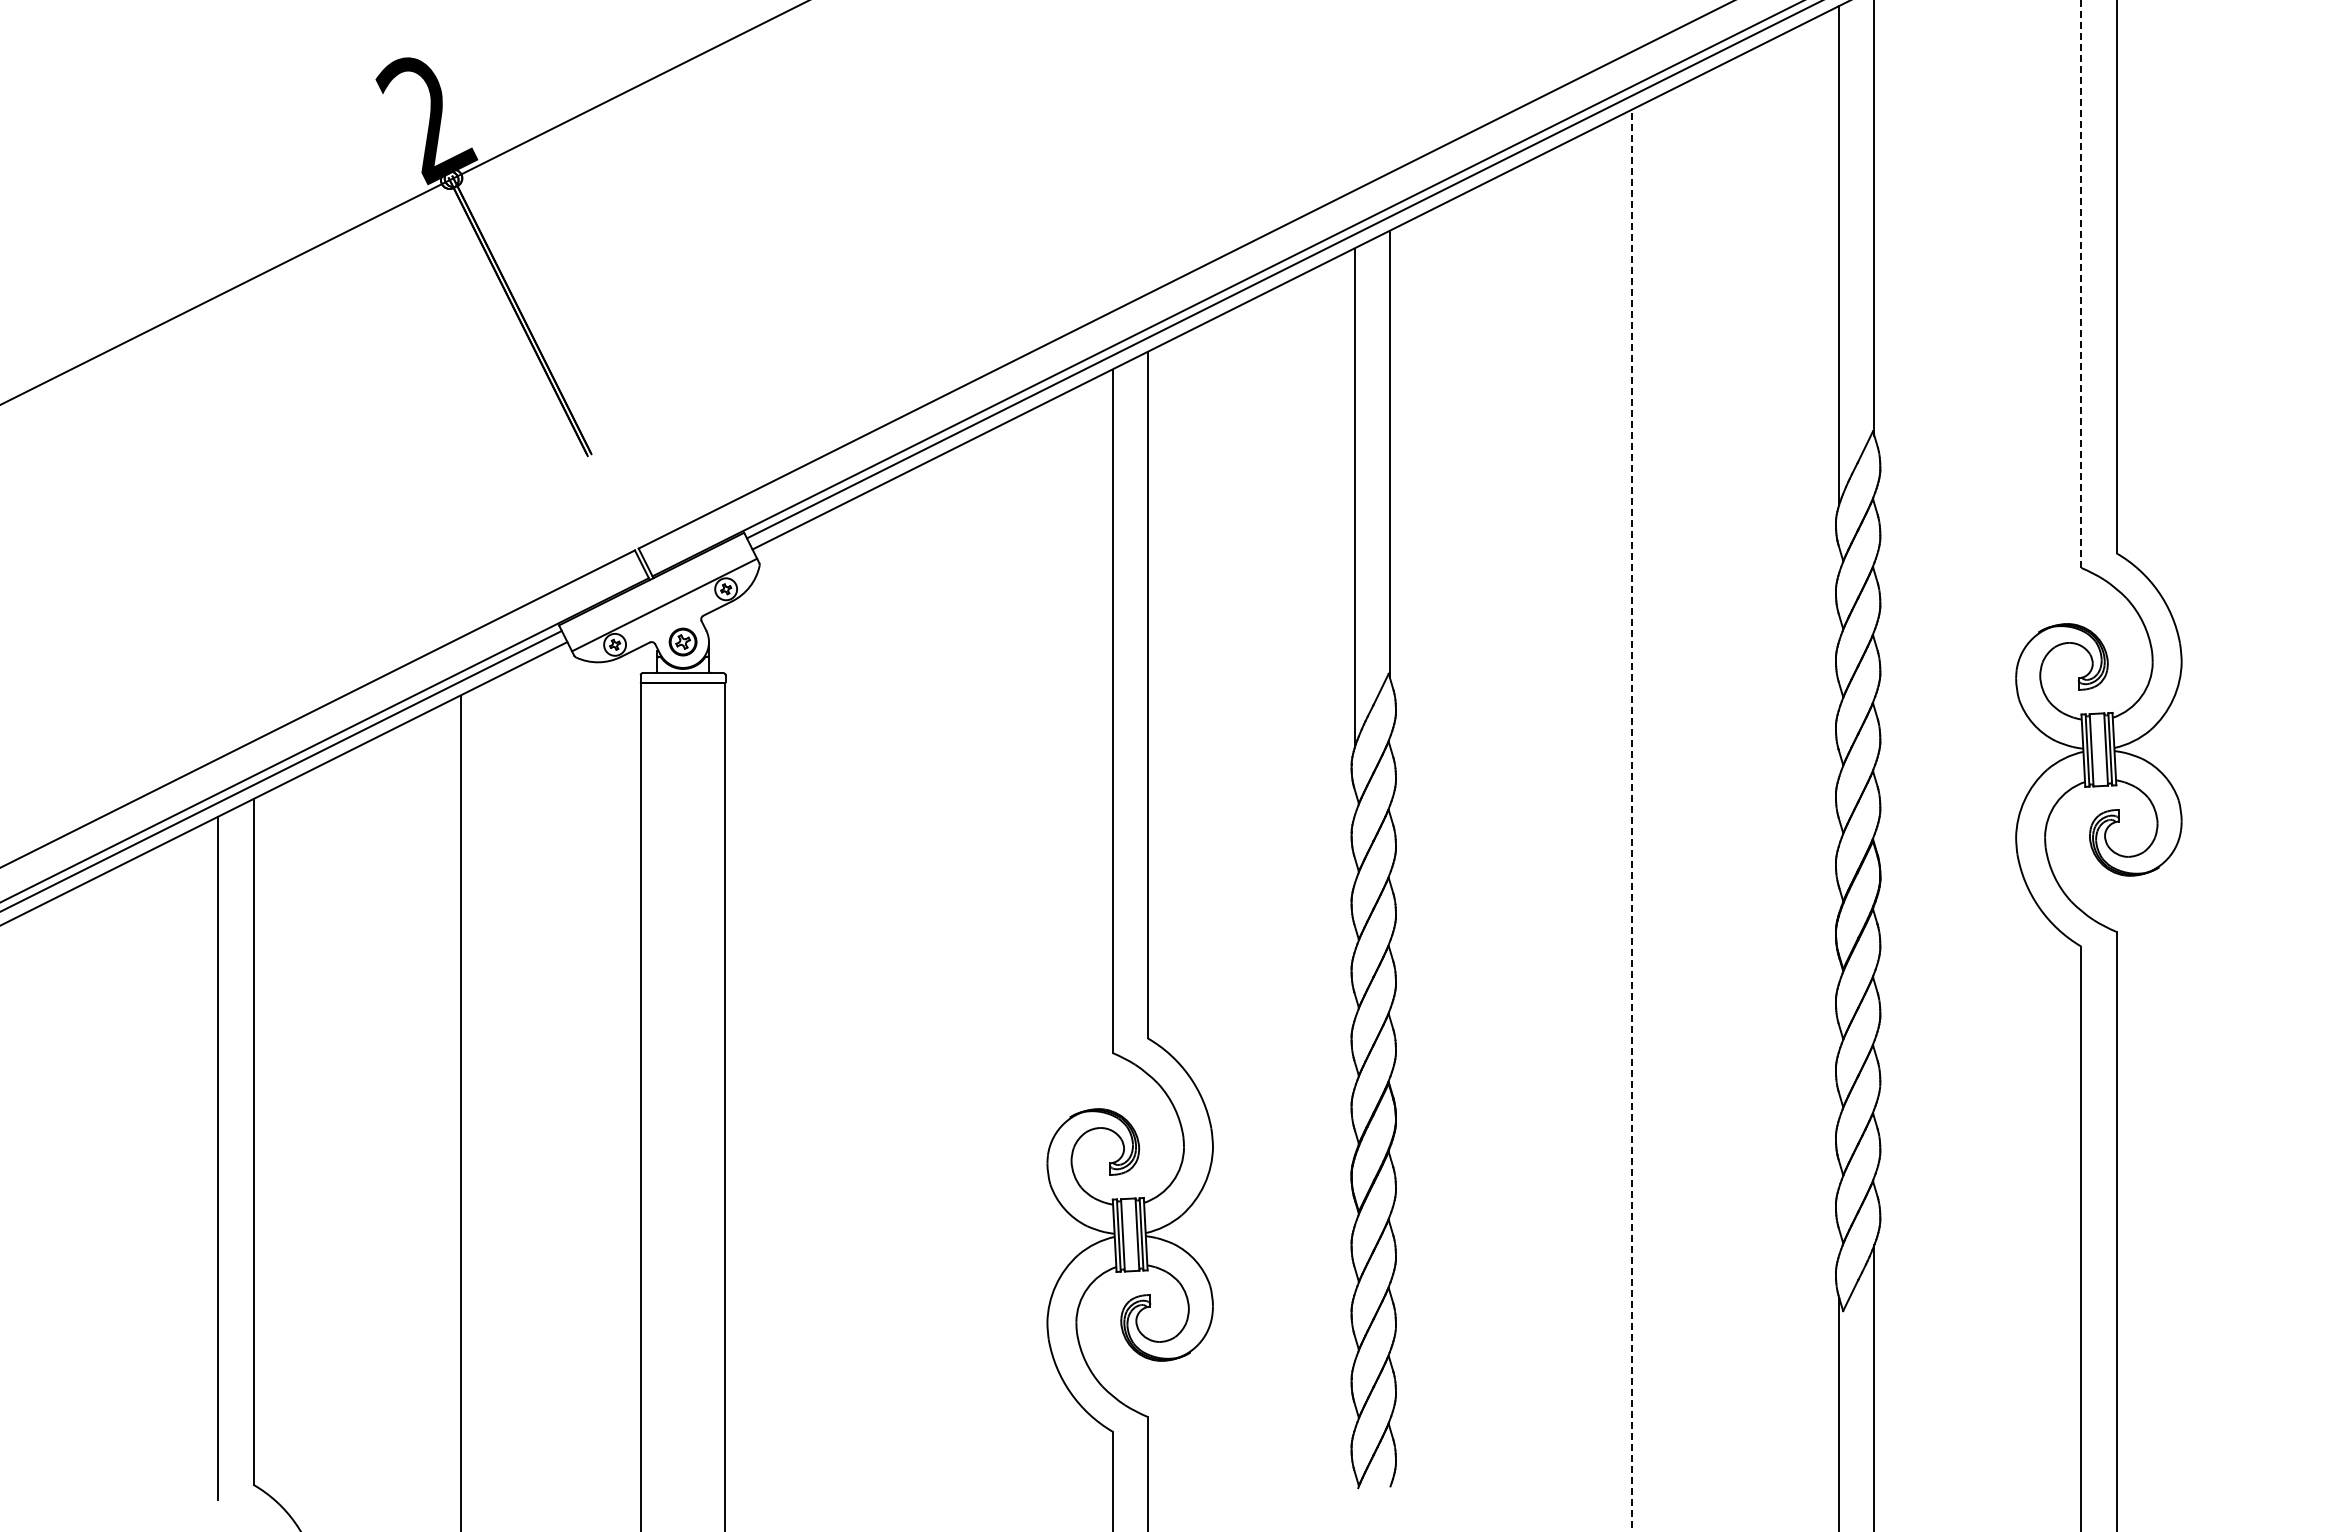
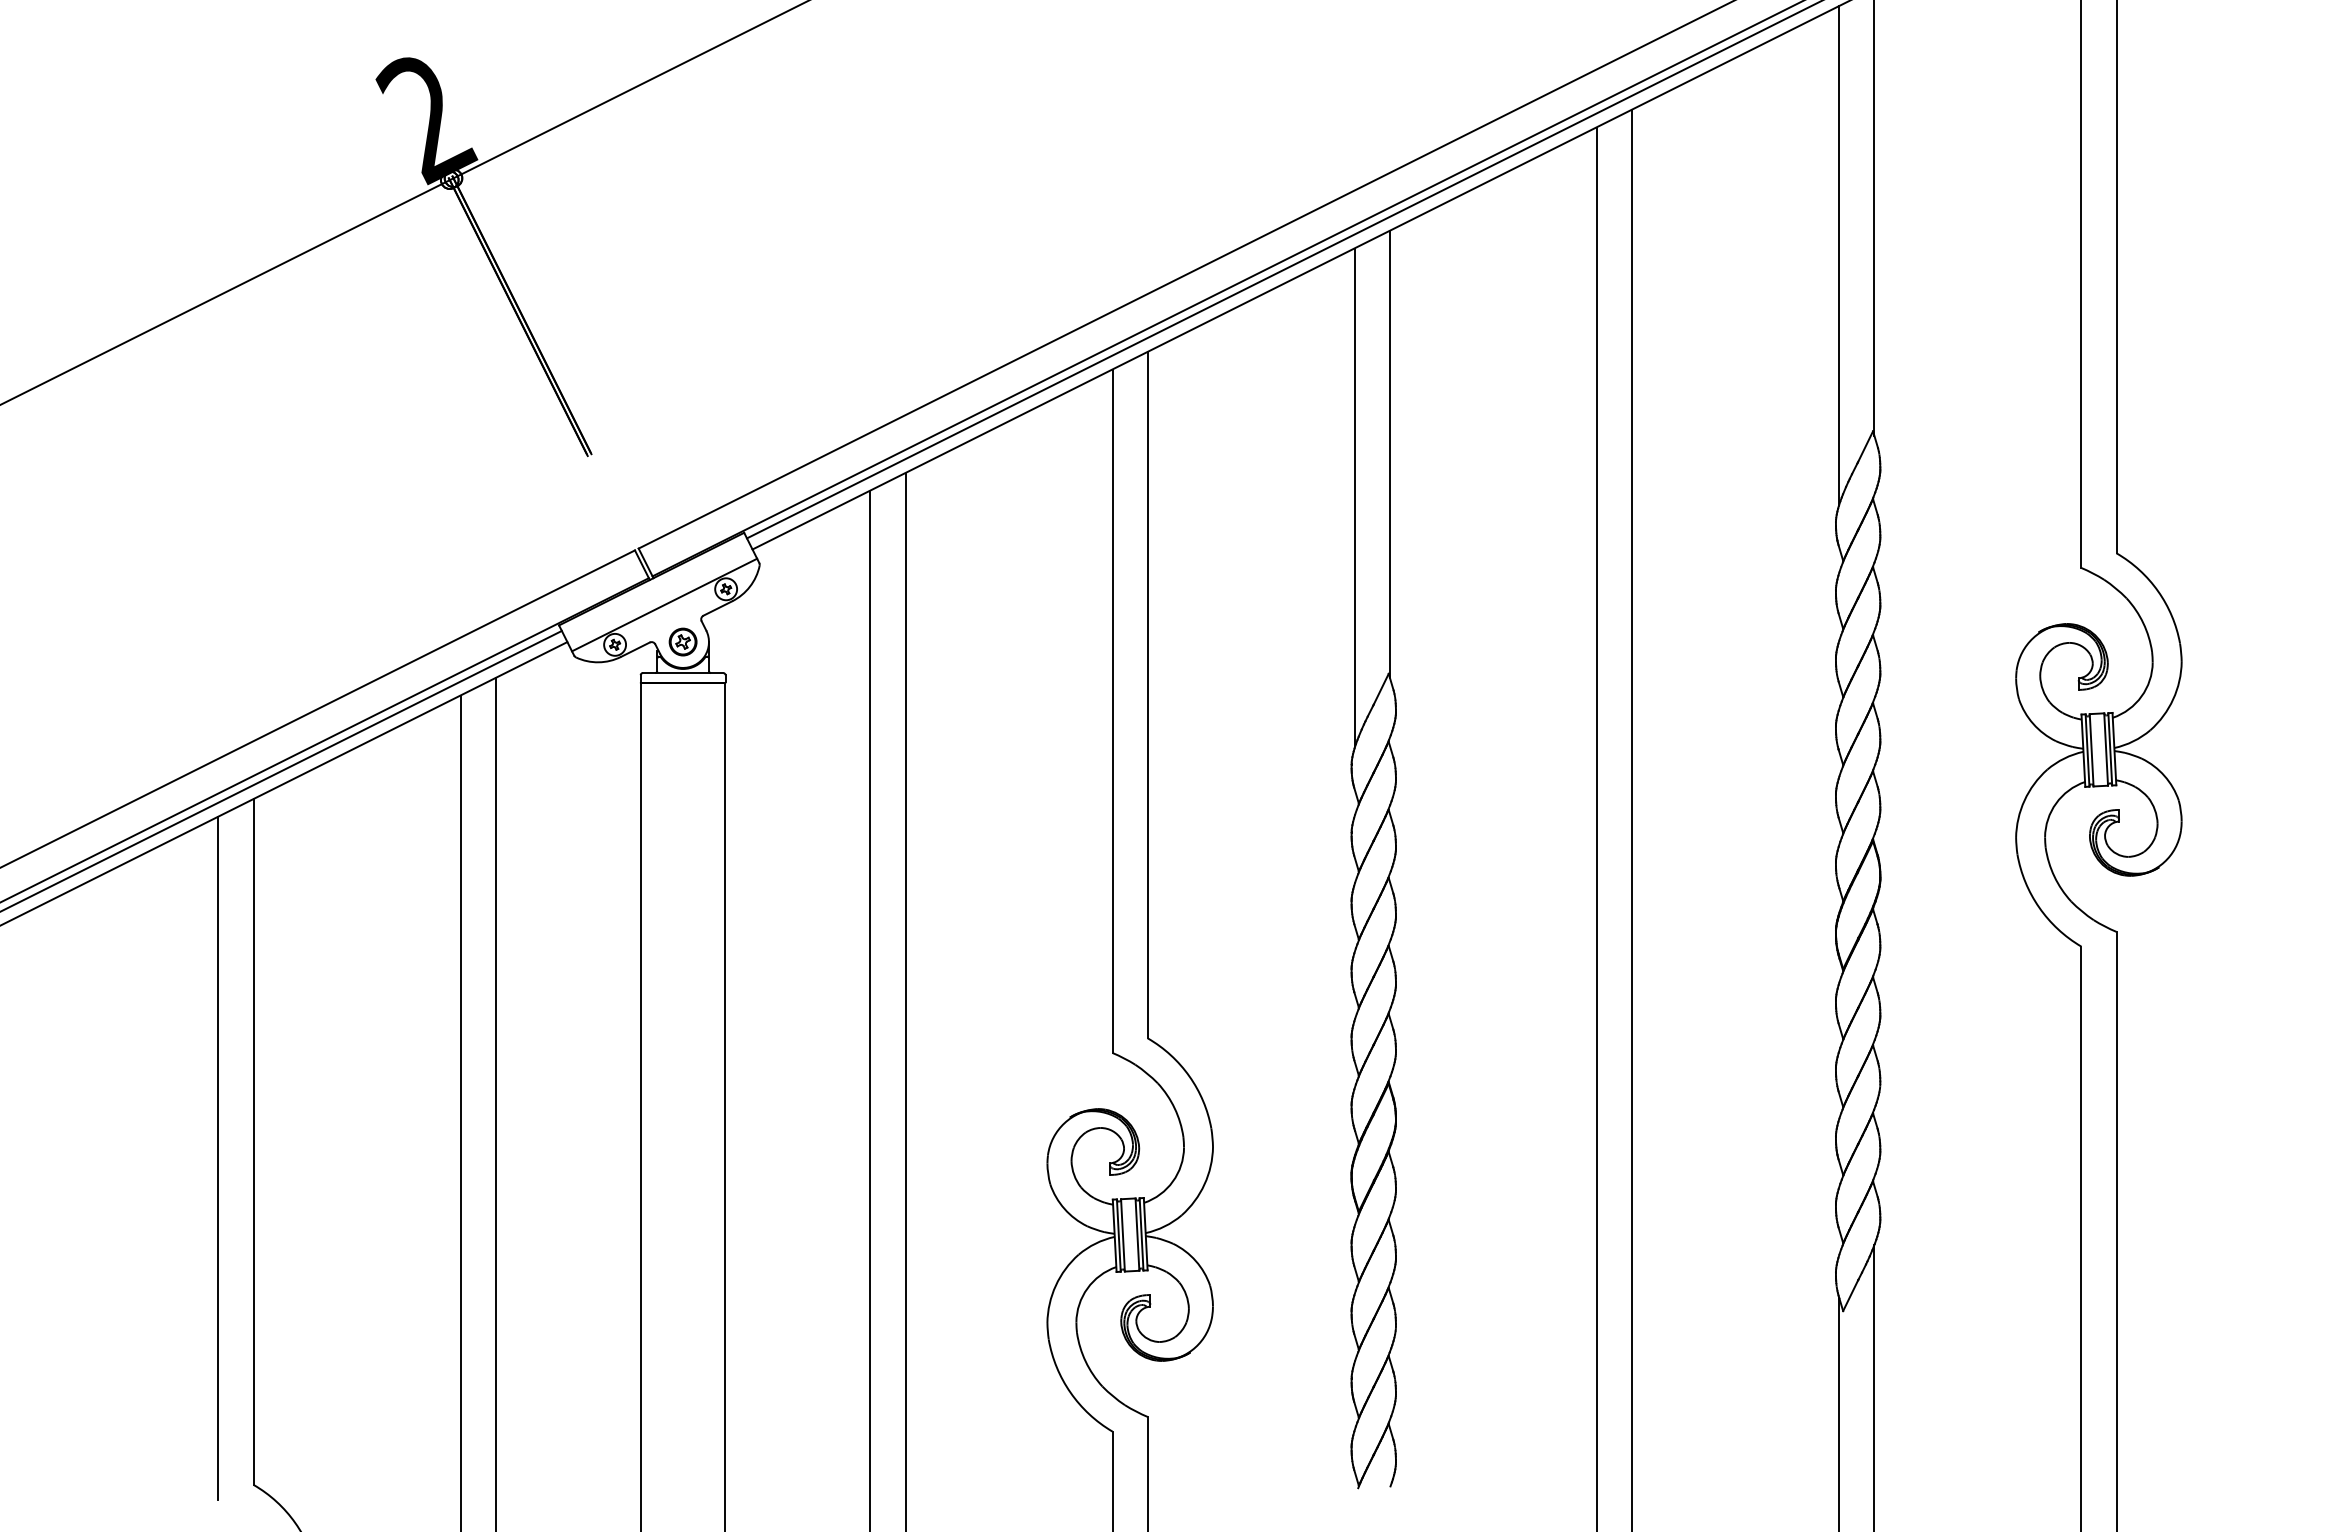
line: dashed -> solid (2081, 284)
line: dashed -> solid (1632, 820)
line: none -> present (1596, 827)
line: none -> present (905, 1000)
line: none -> present (870, 1009)
line: none -> present (495, 1102)
